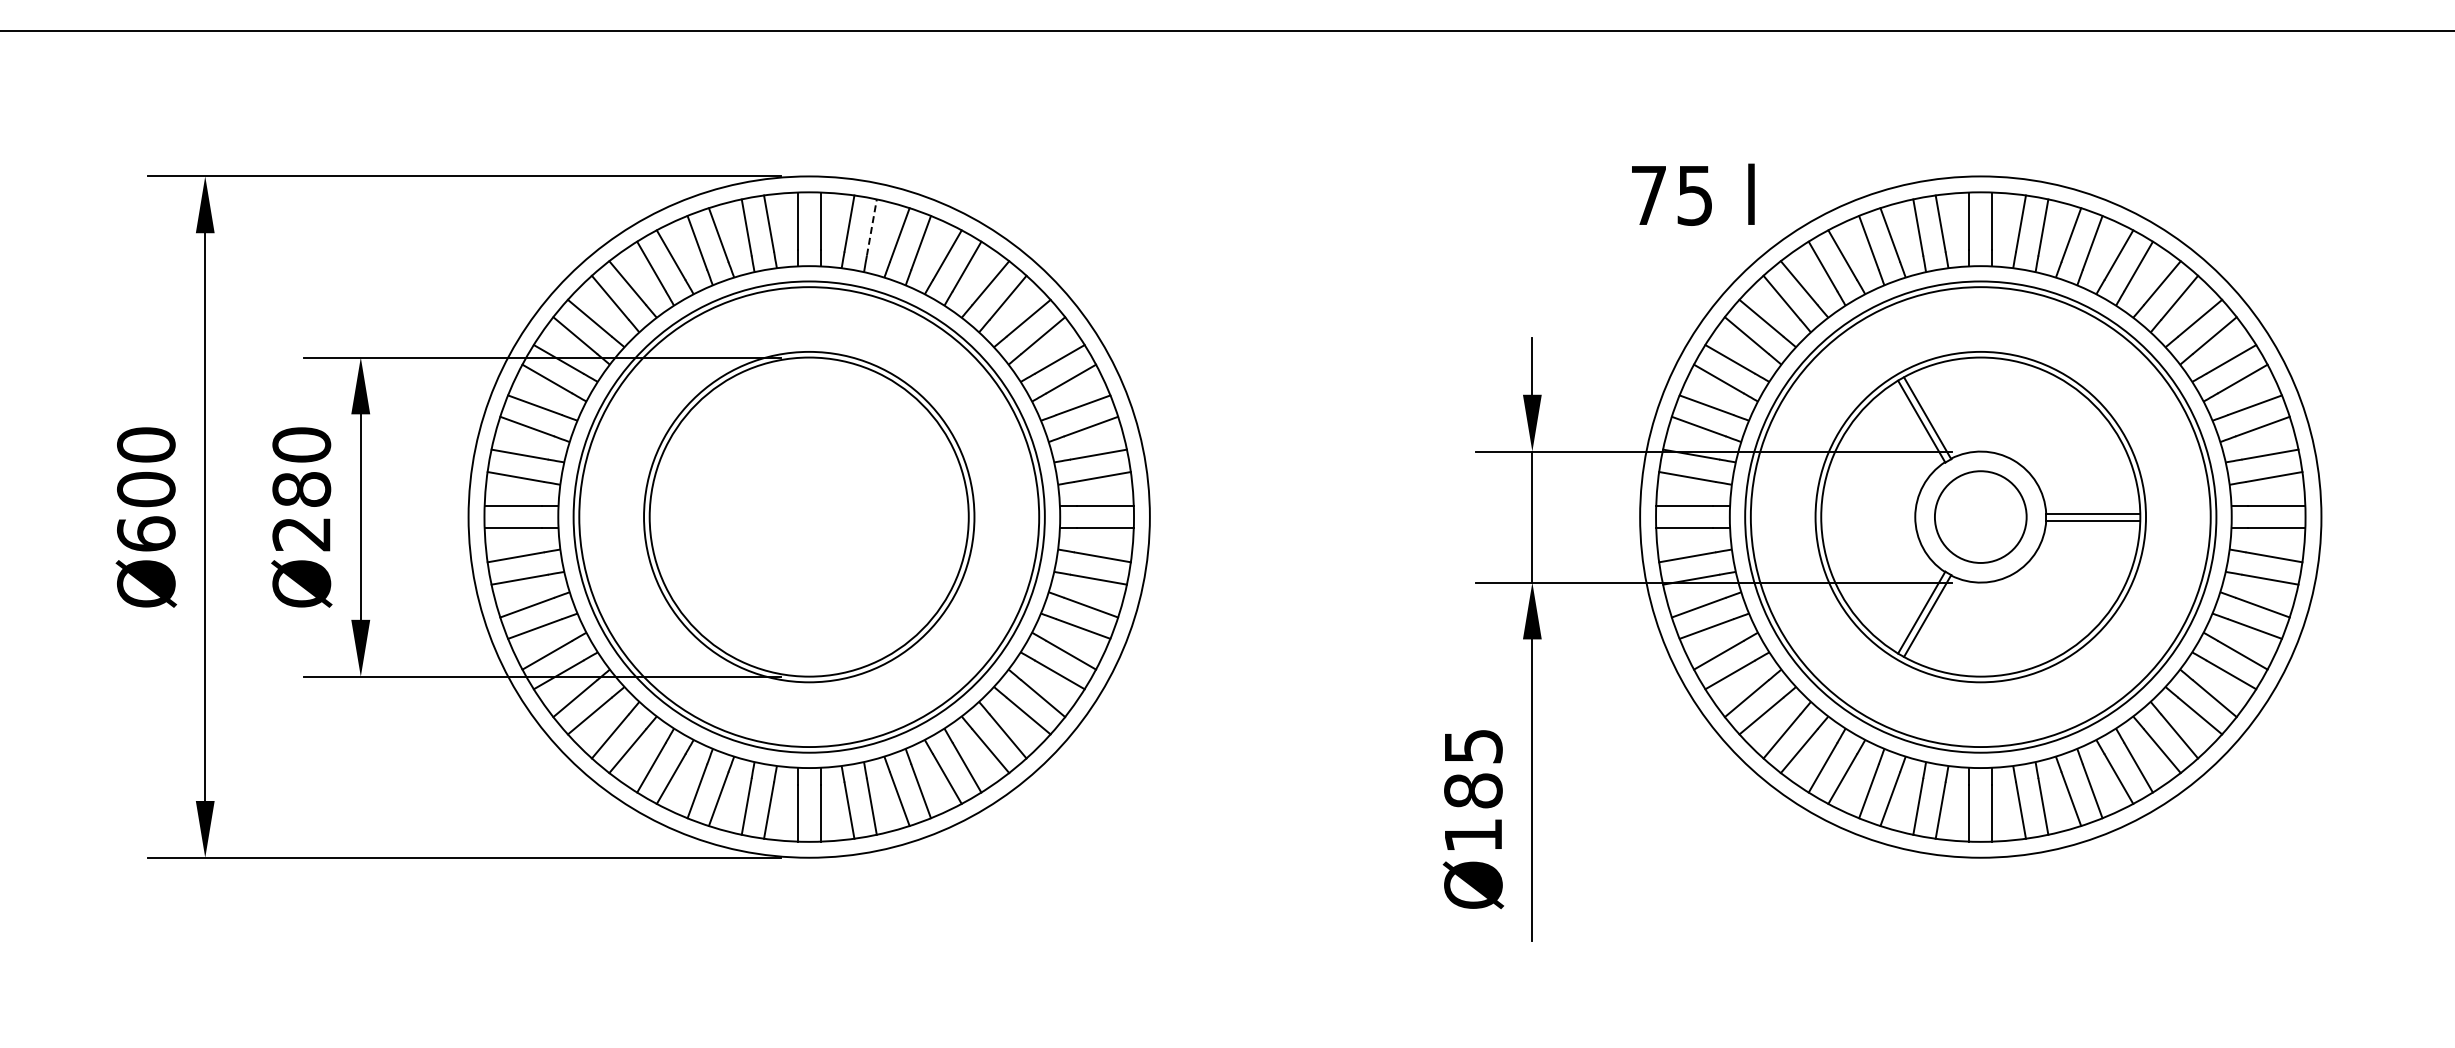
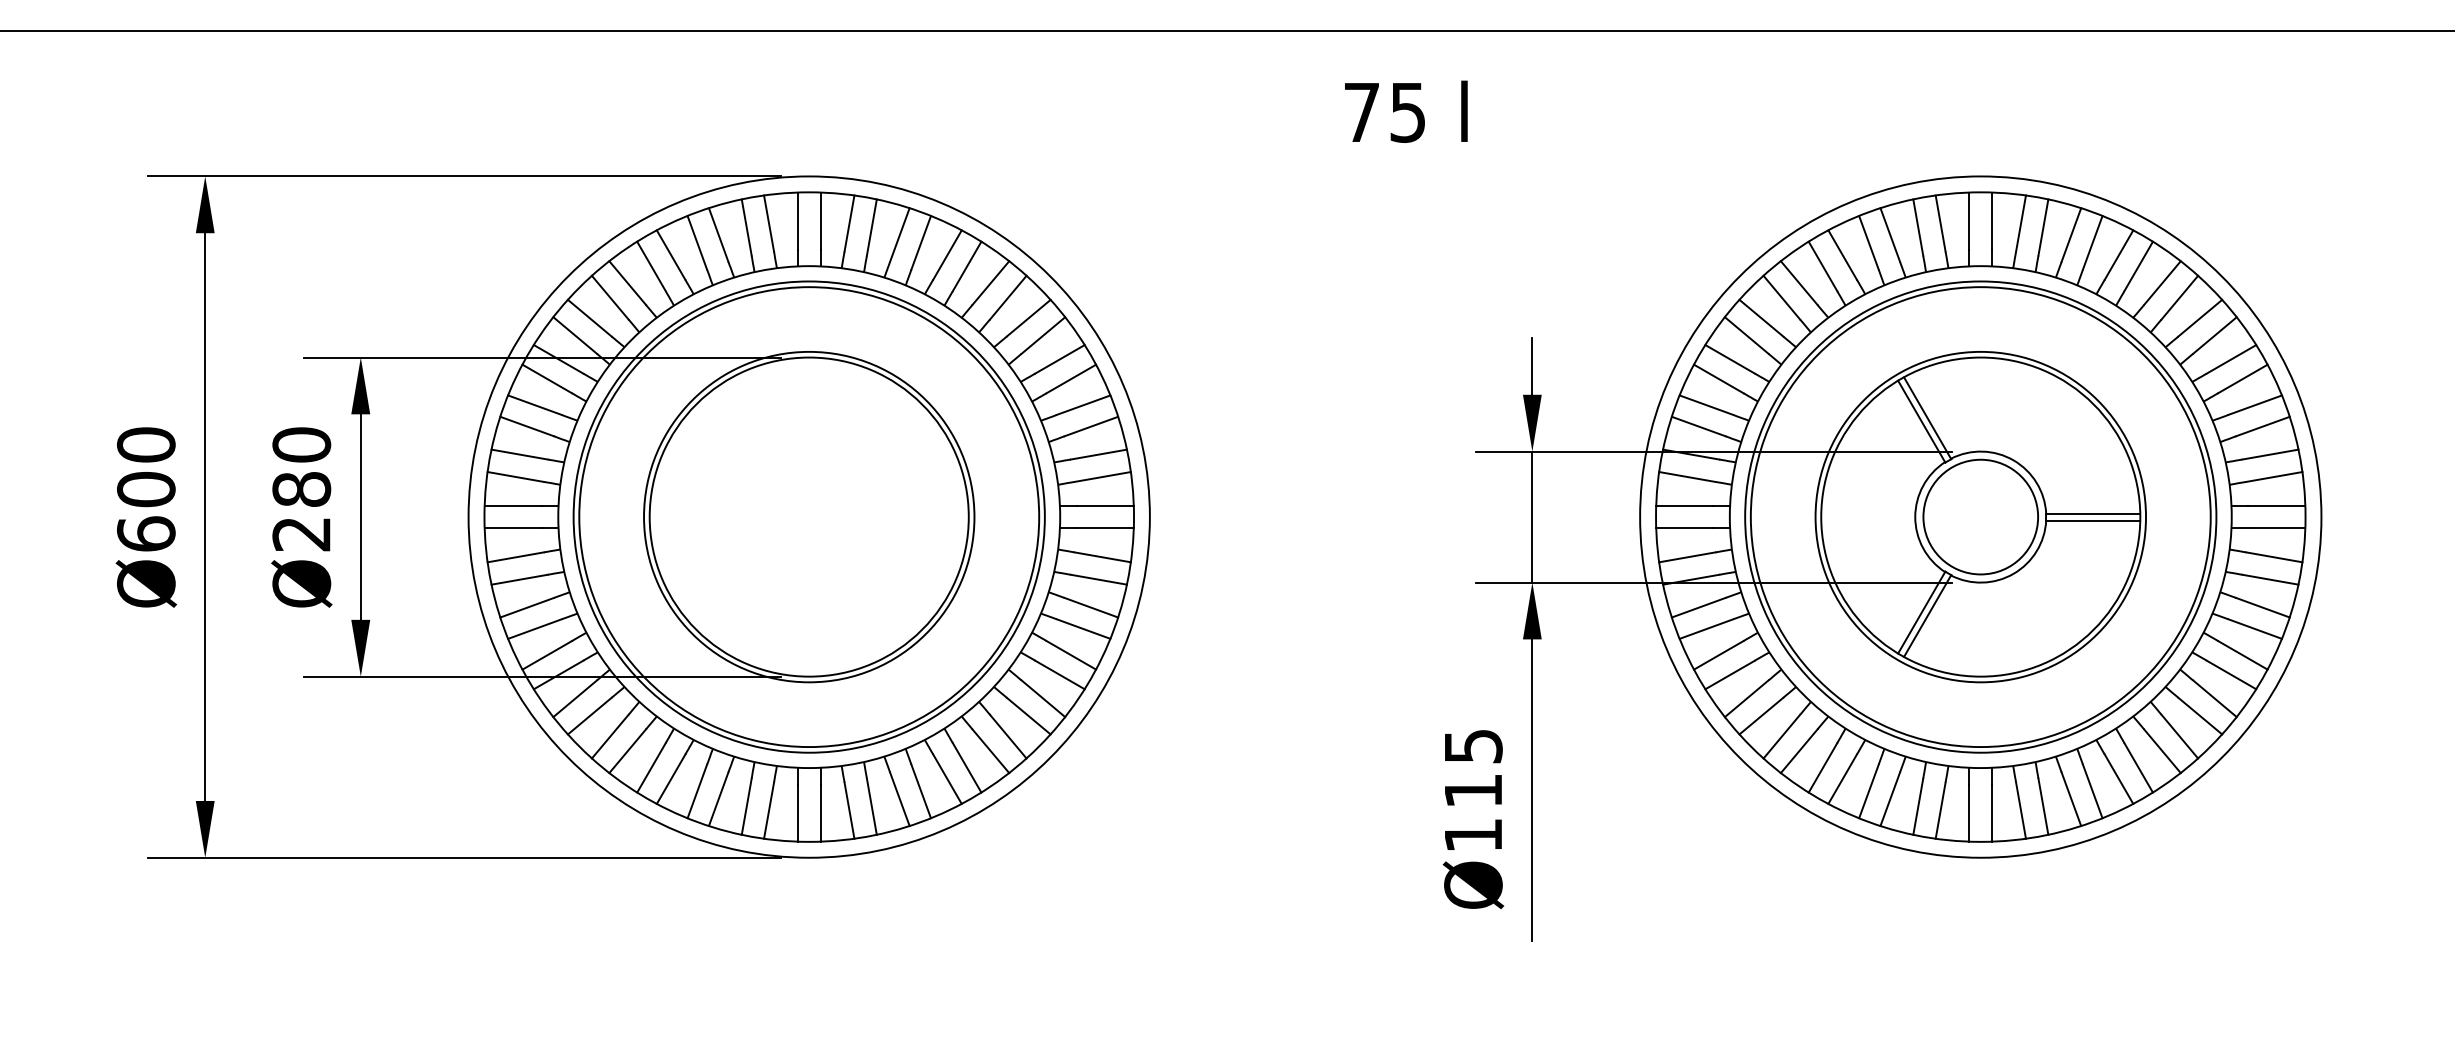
text position: (1693, 194) -> (1406, 111) (1406, 111)
line: dashed -> solid (871, 227)
circle diameter: 92 px -> 115 px (1980, 516)
text: Ø185 -> Ø115 (1473, 790)
